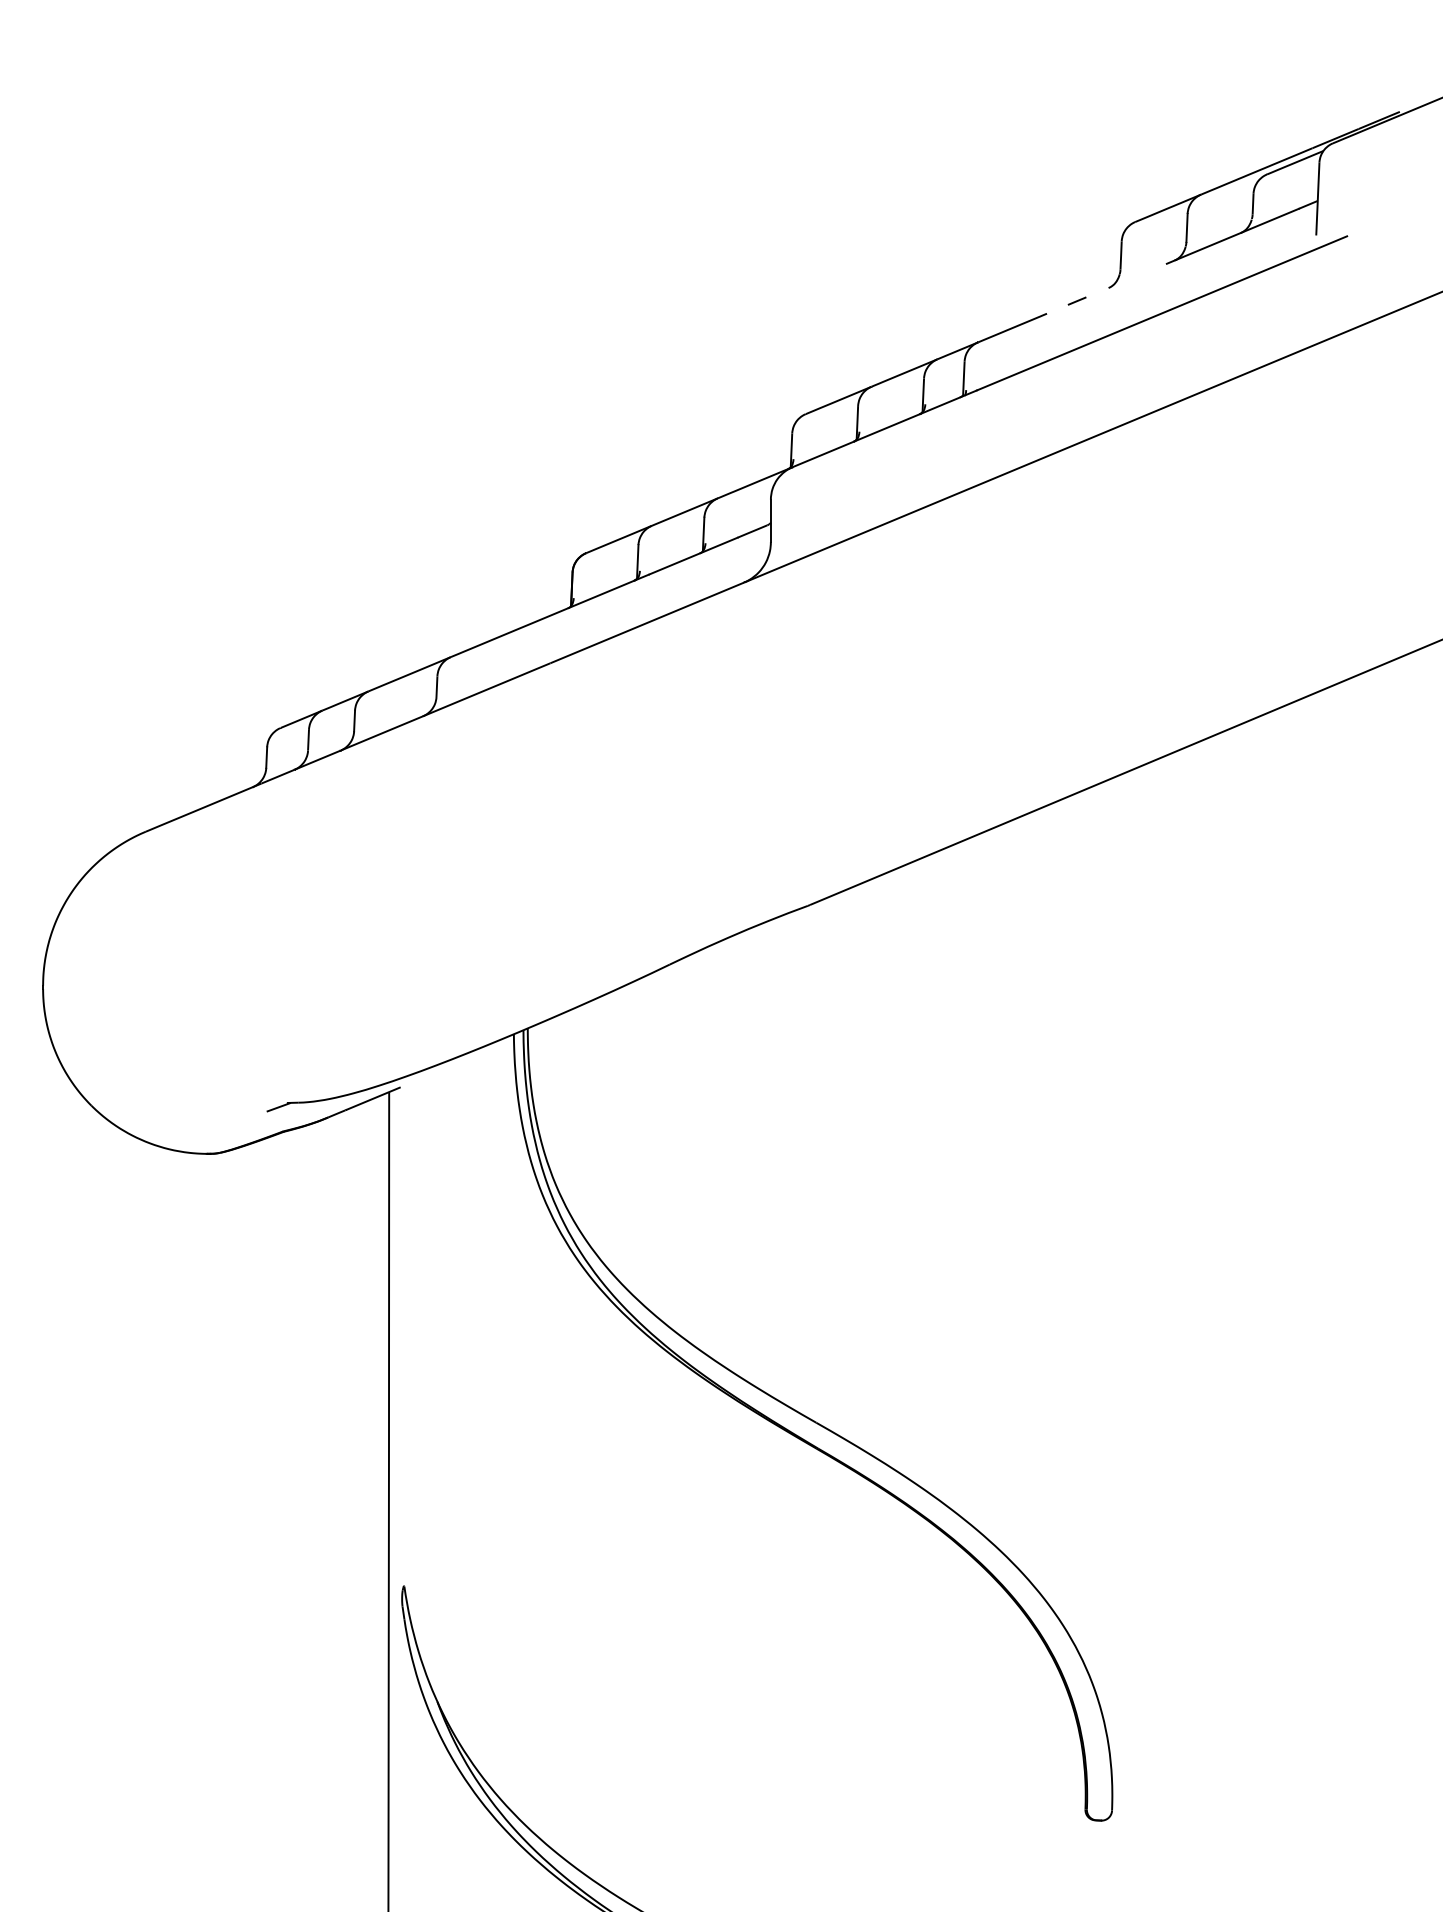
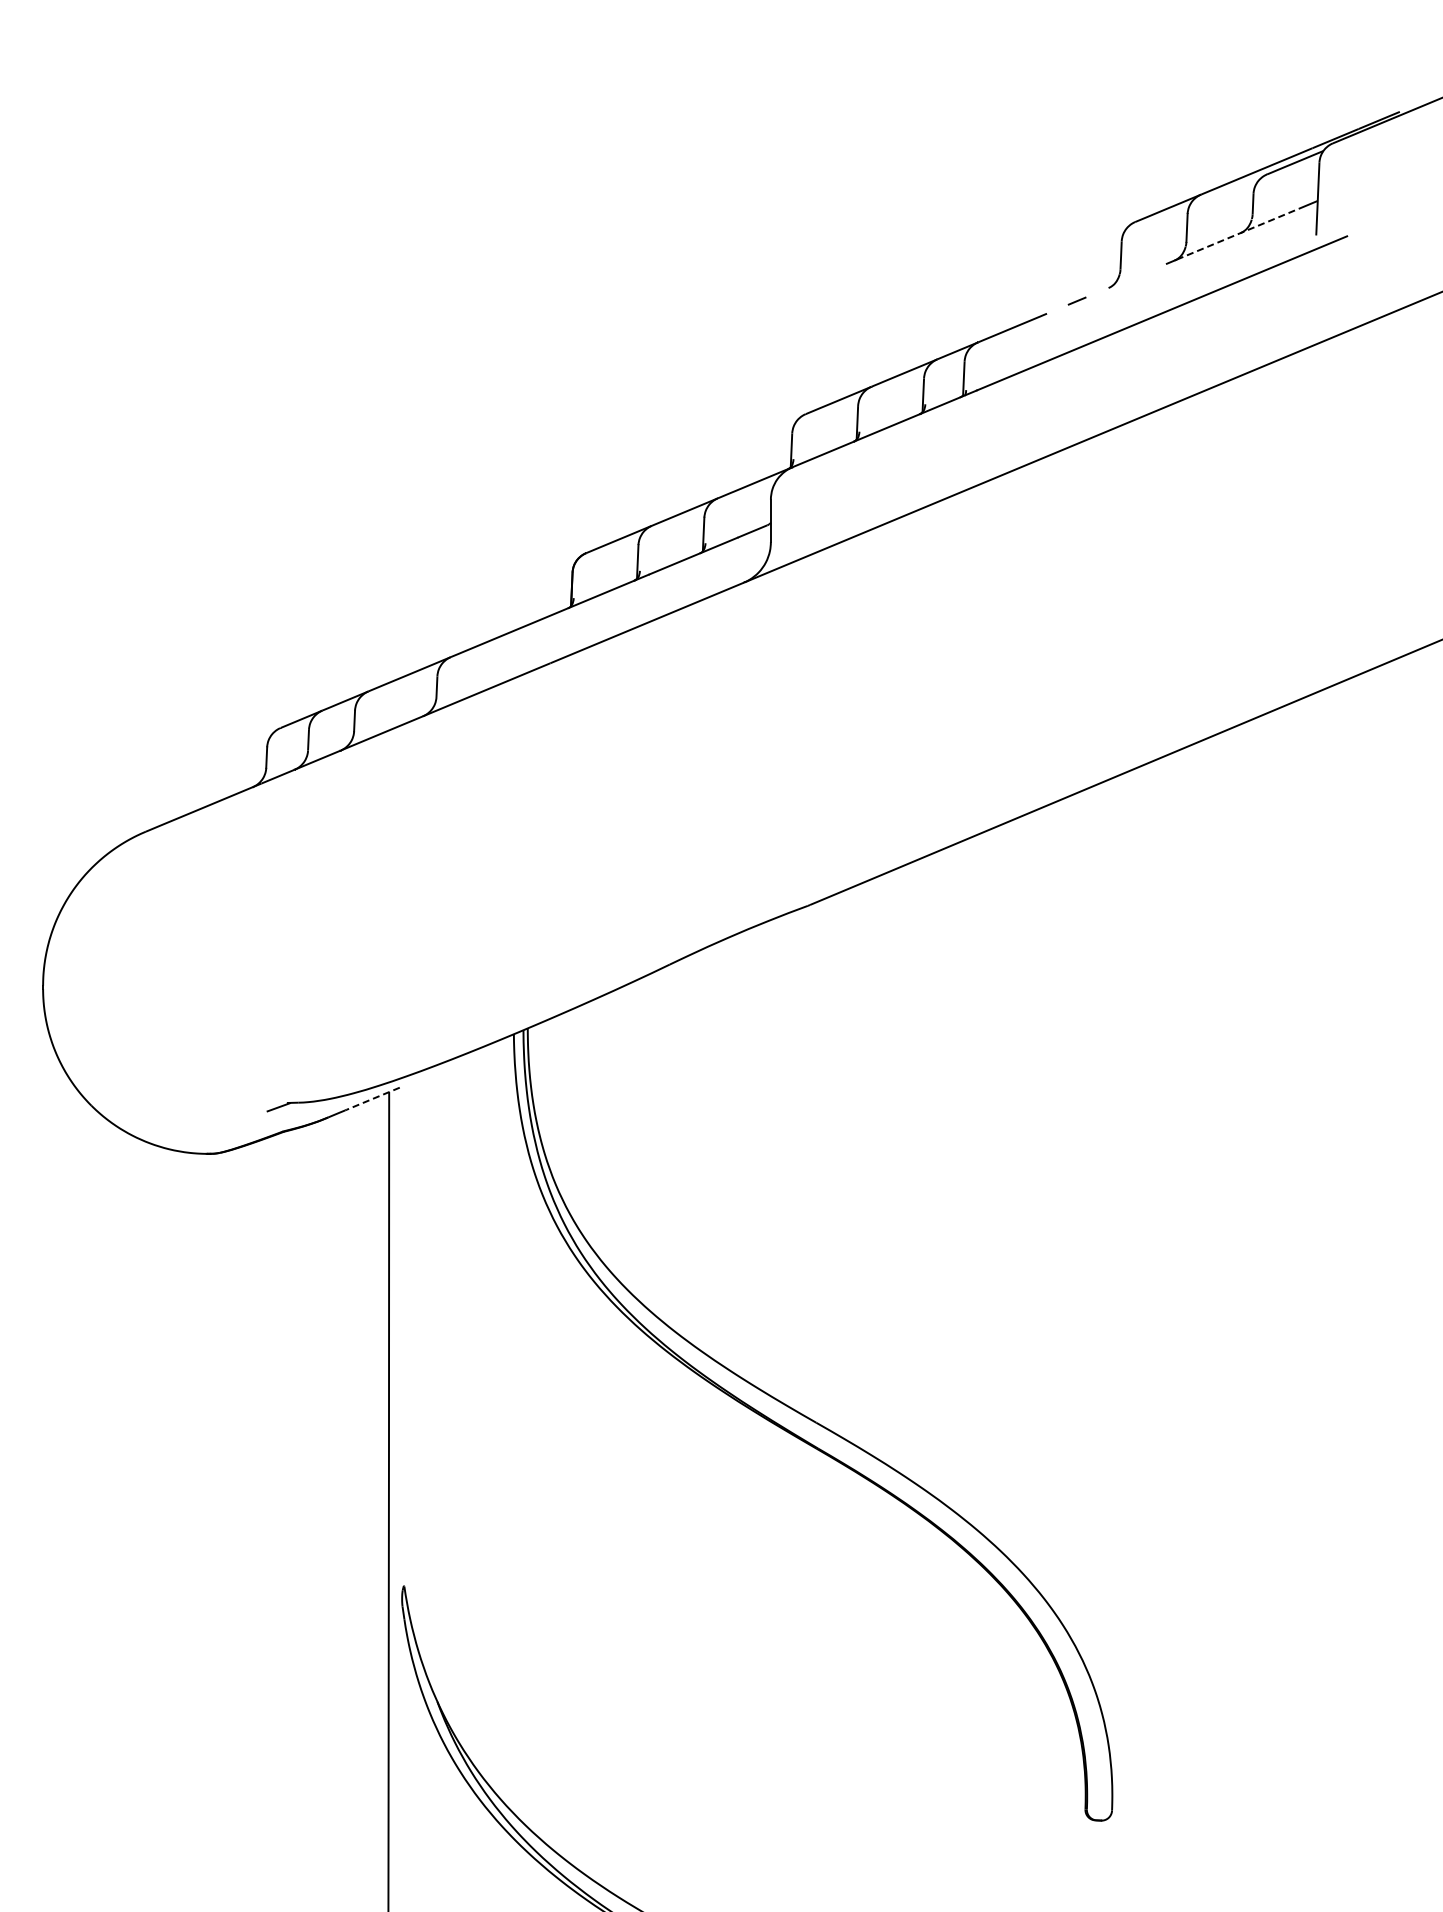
line: solid -> dashed (1238, 234)
line: solid -> dashed (373, 1098)
